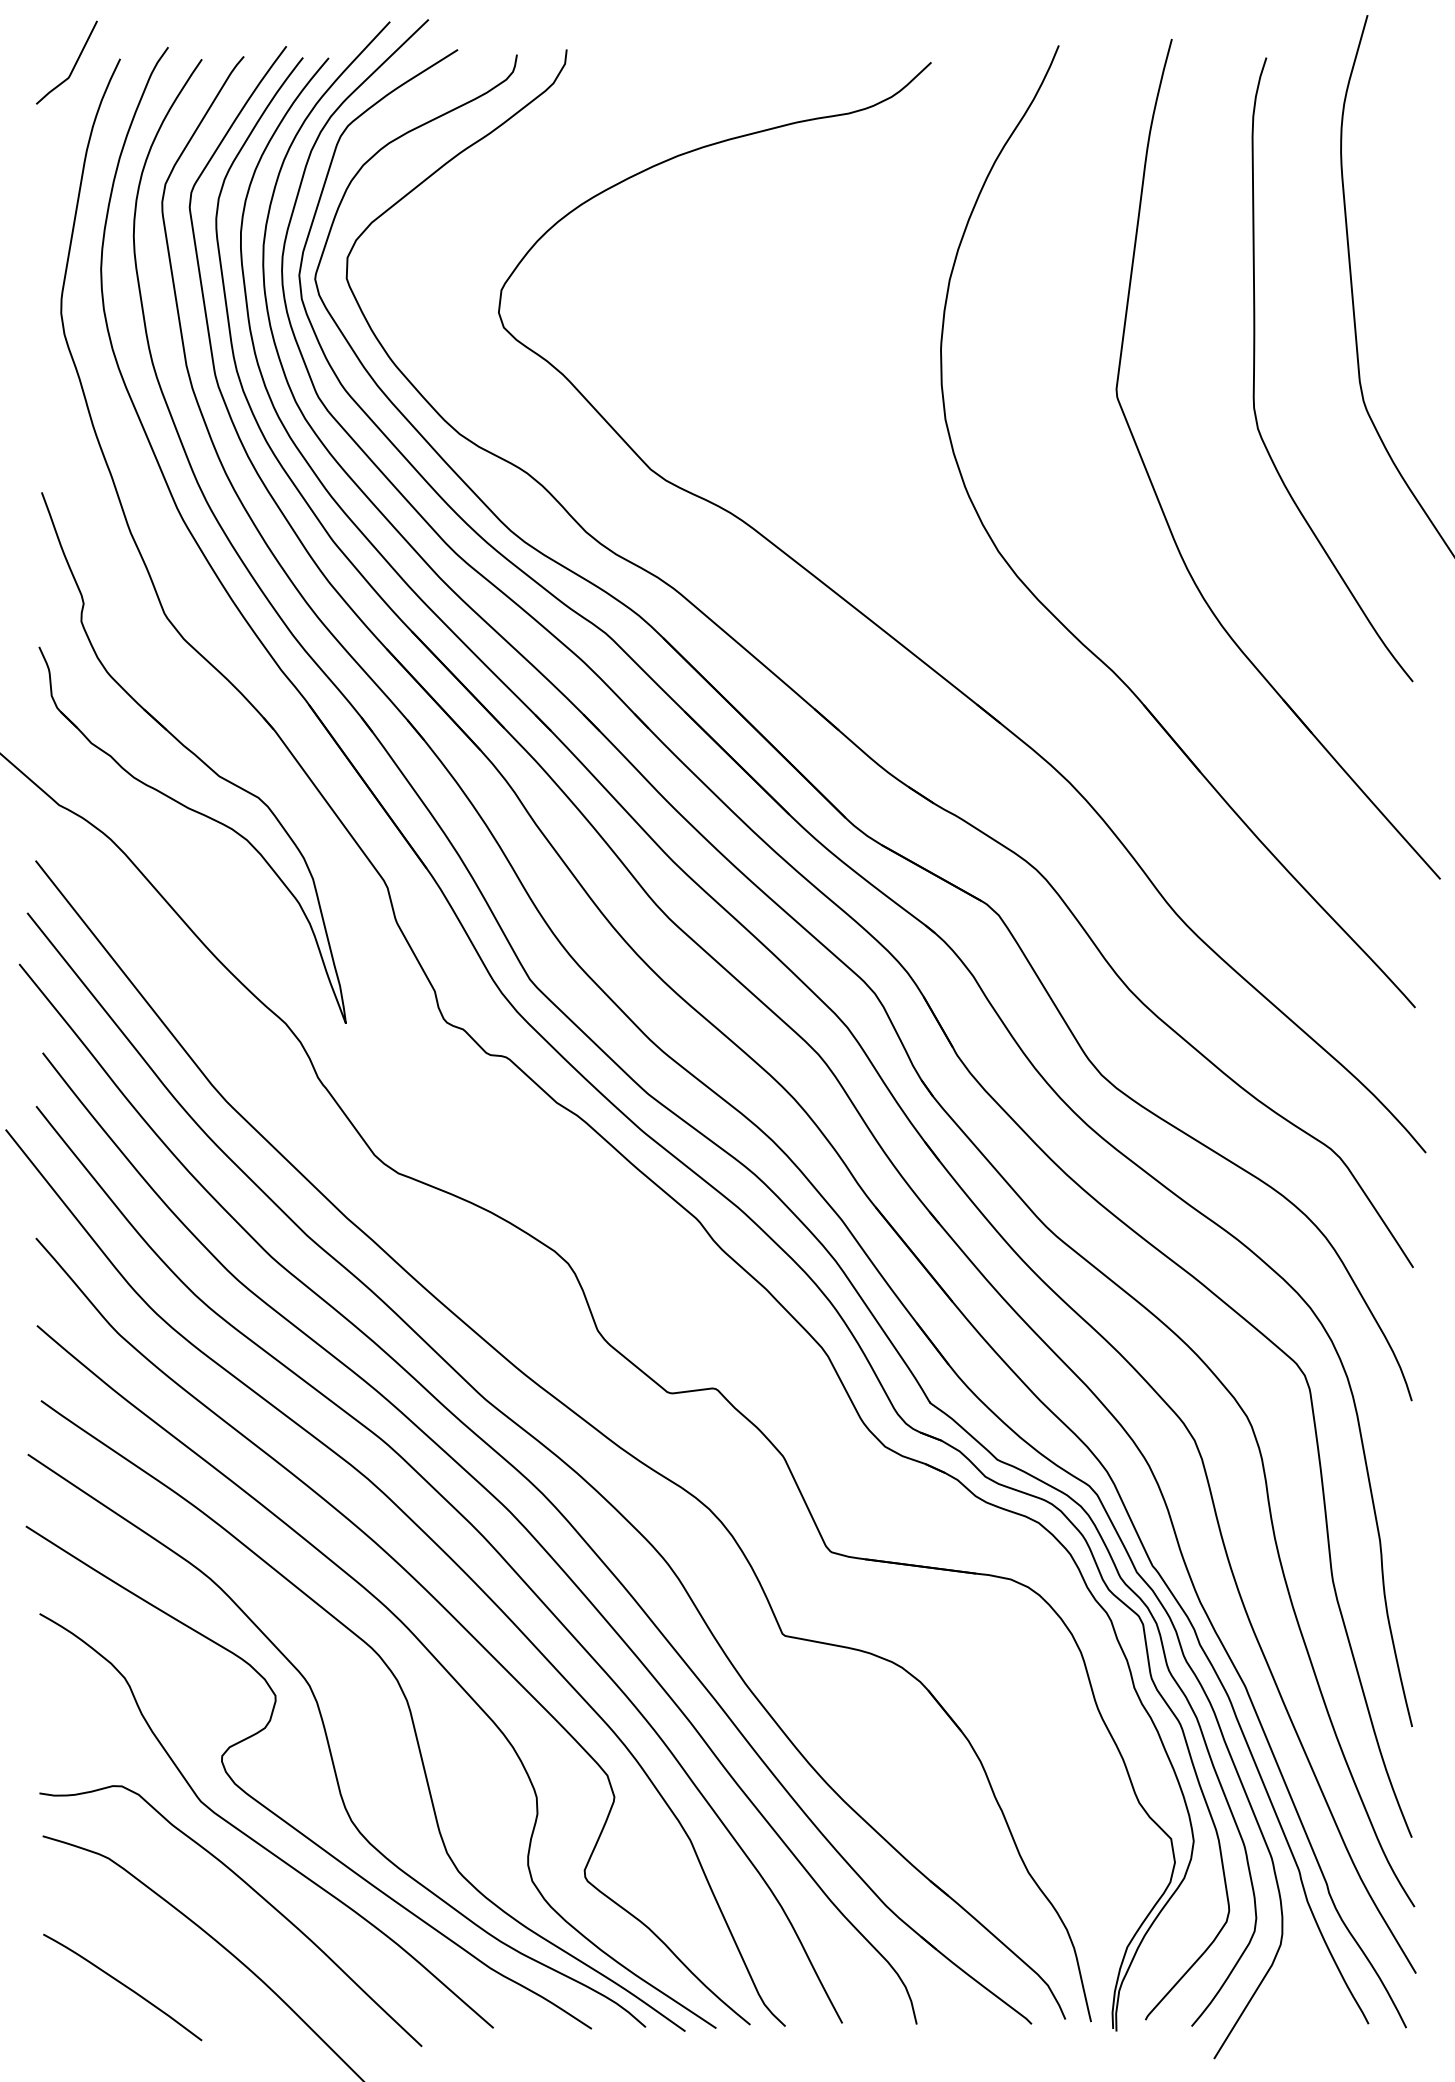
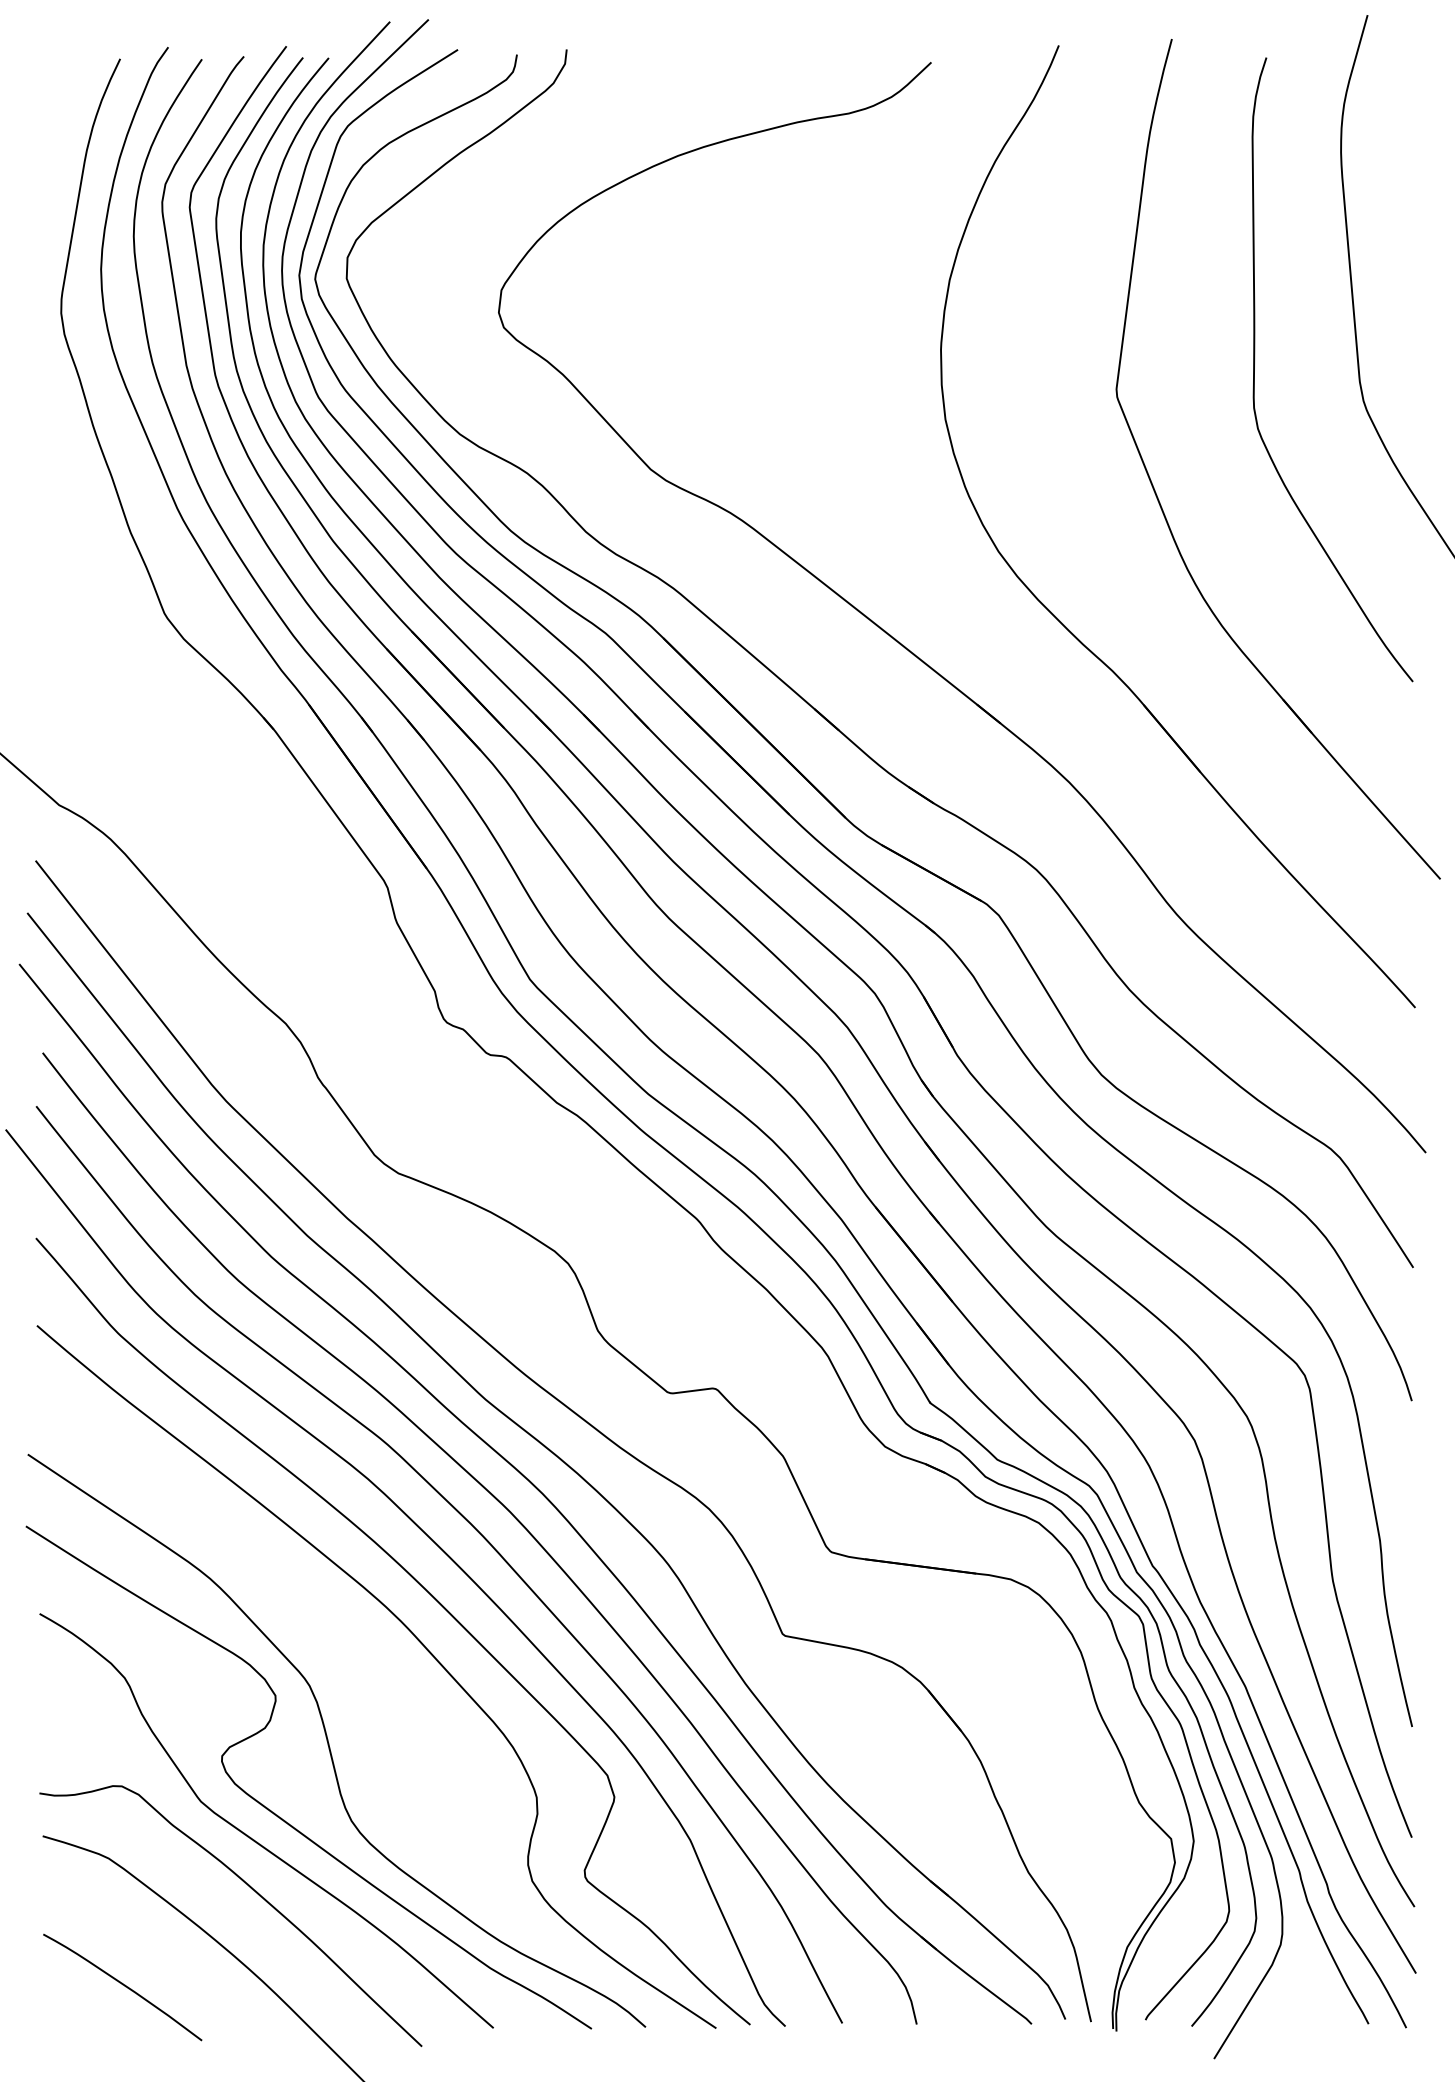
curve: present -> none (73, 66)
part: present -> none (192, 757)
curve: present -> none (404, 1698)
